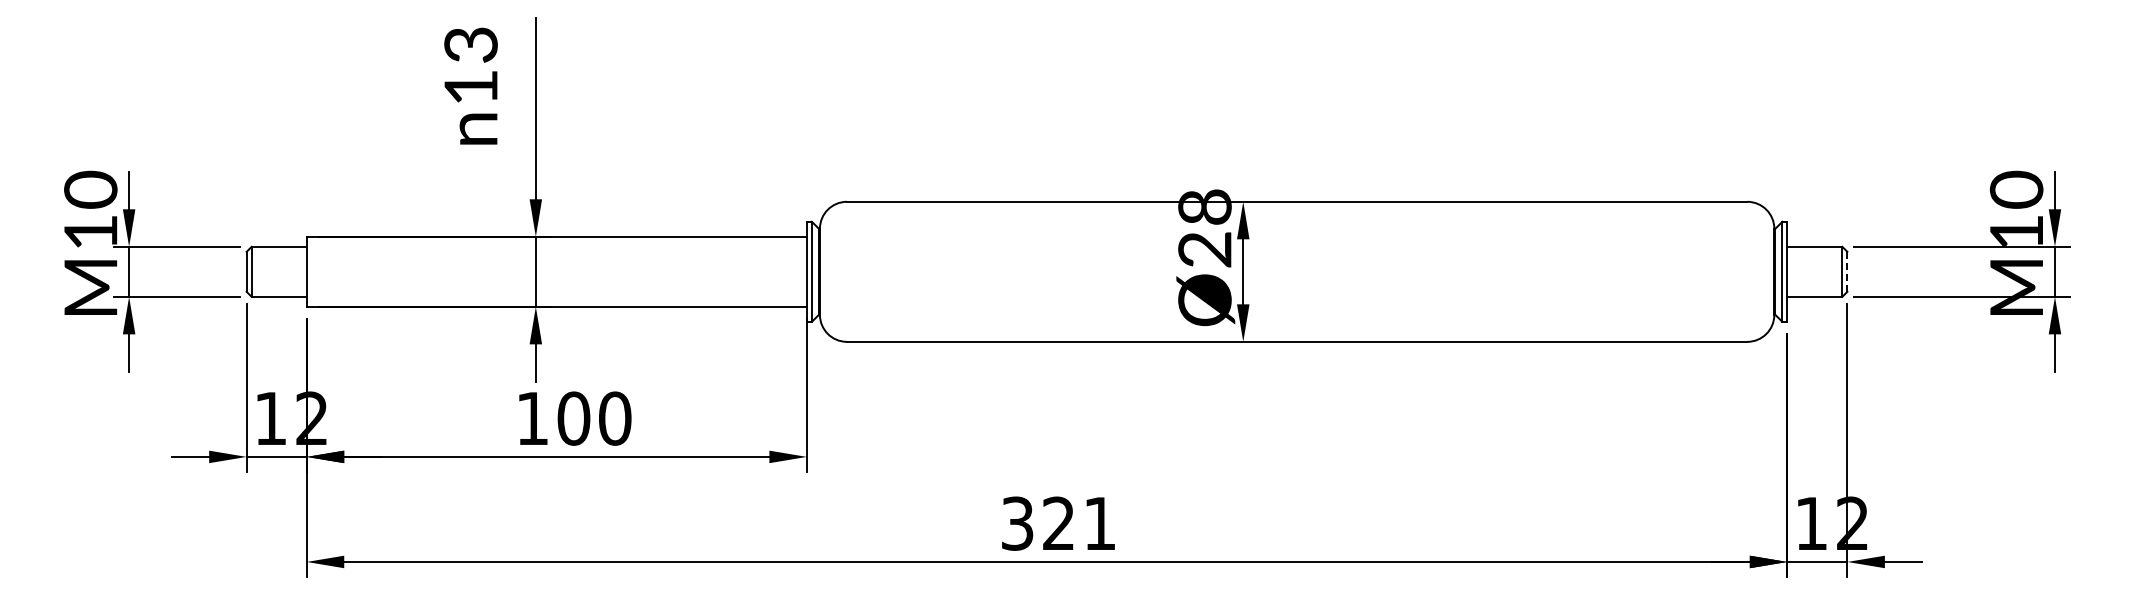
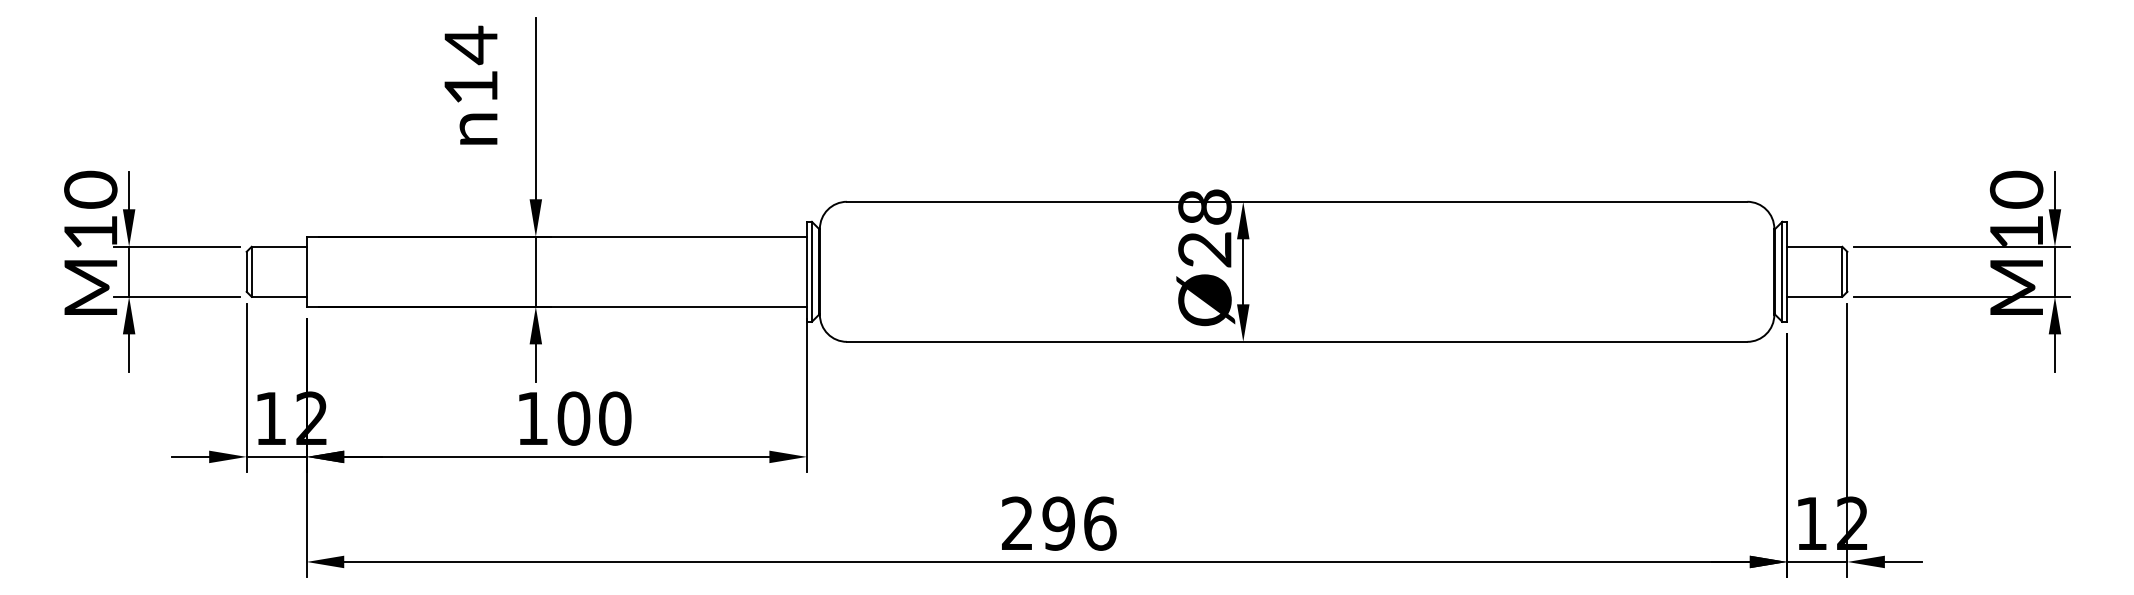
text: 13 -> 14 (470, 45)
line: dashed -> solid (1847, 272)
text: 321 -> 296 (1059, 523)
